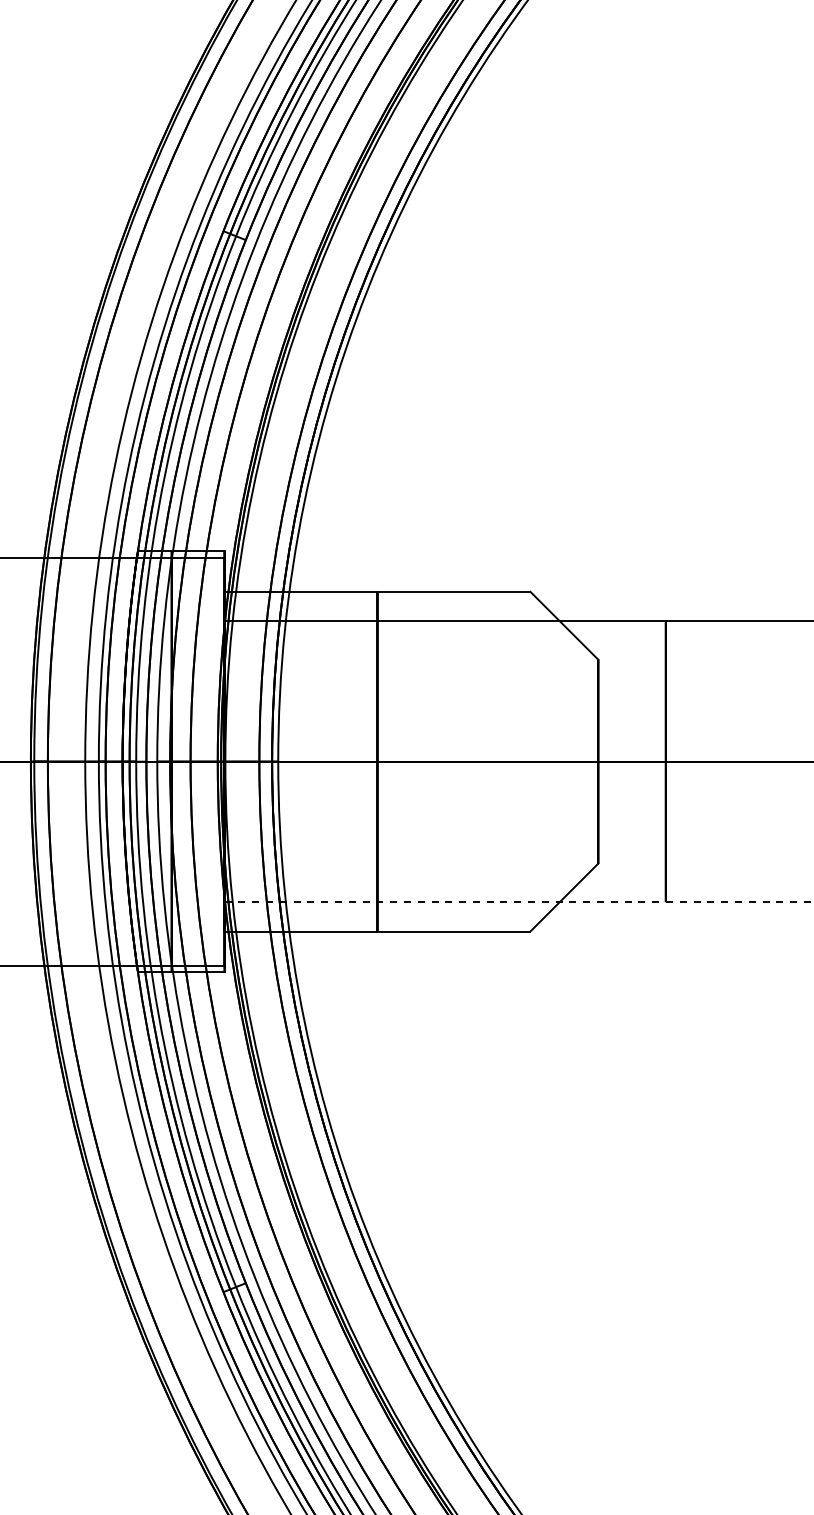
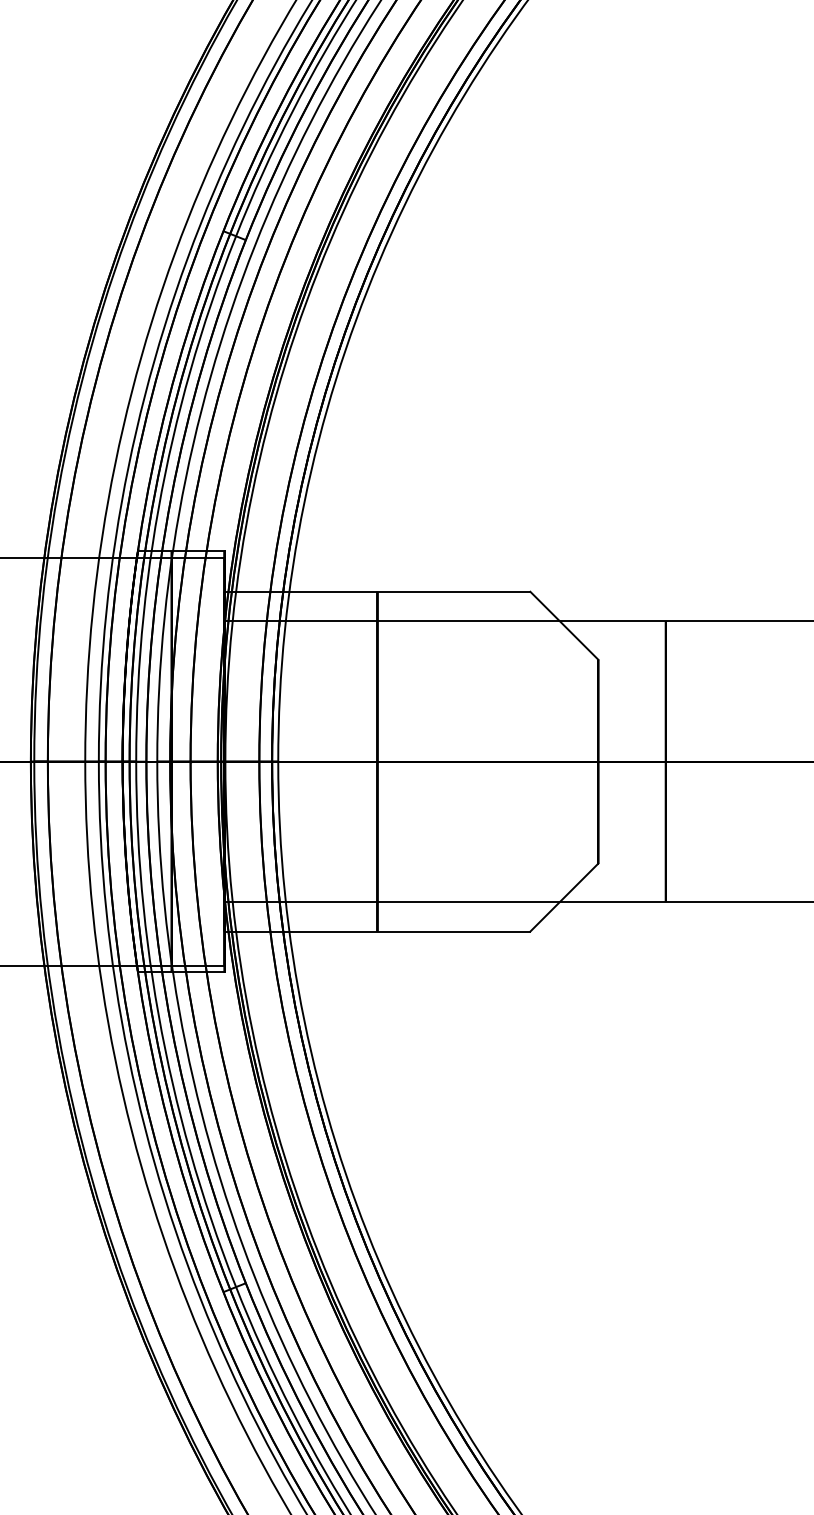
line: dashed -> solid (519, 902)
